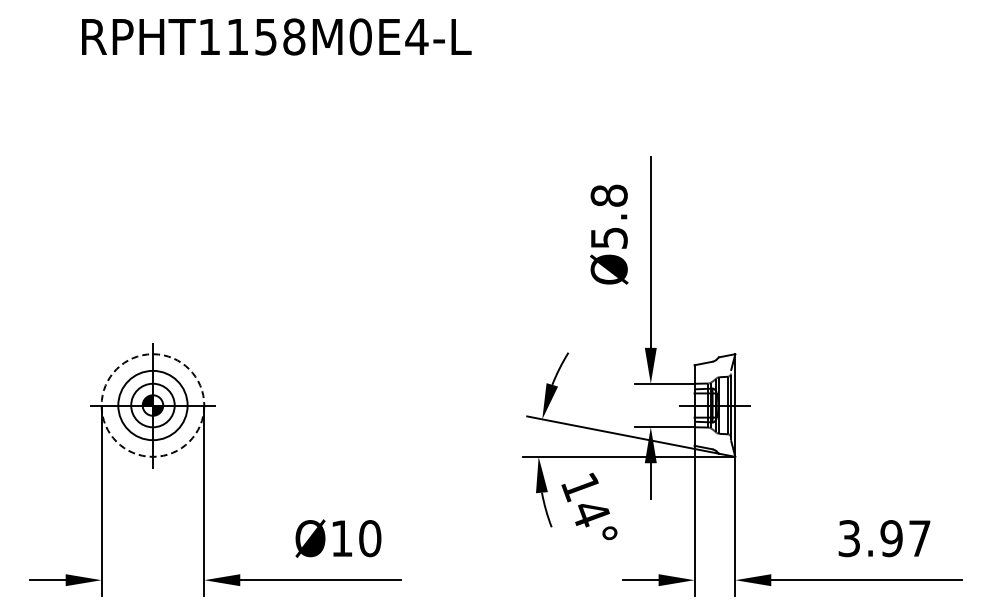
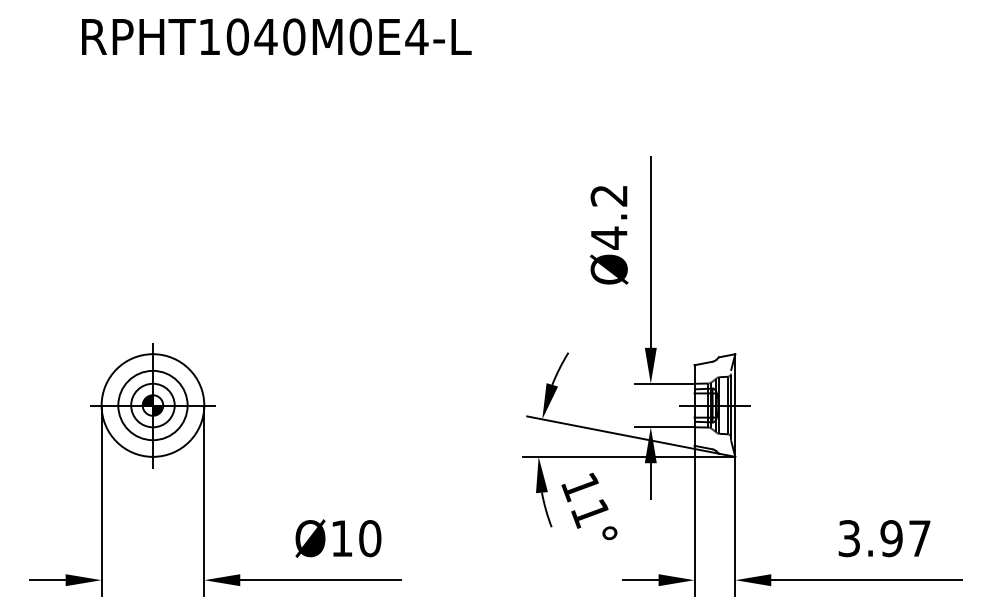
text: RPHT1158M0E4-L -> RPHT1040M0E4-L (265, 36)
text: Ø5.8 -> Ø4.2 (608, 216)
circle: dashed -> solid (152, 405)
text: 14° -> 11° (590, 513)
